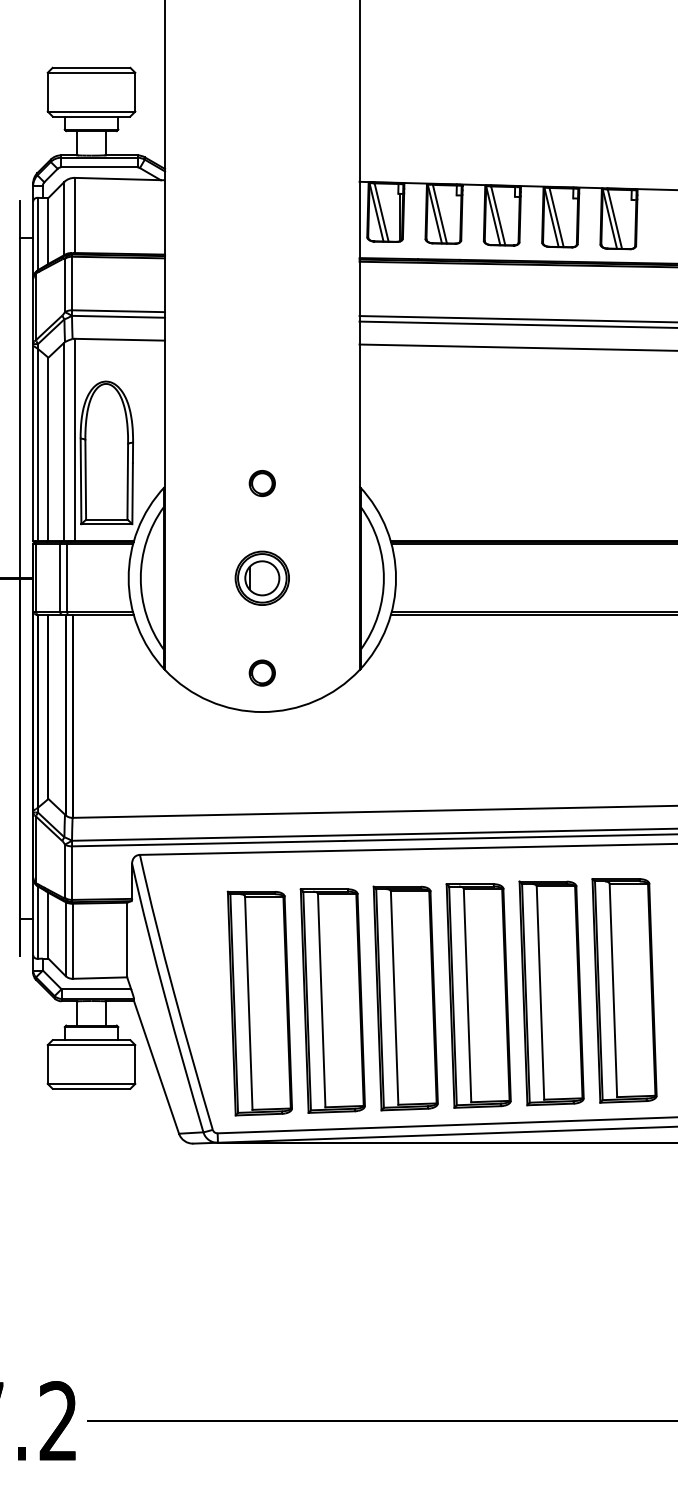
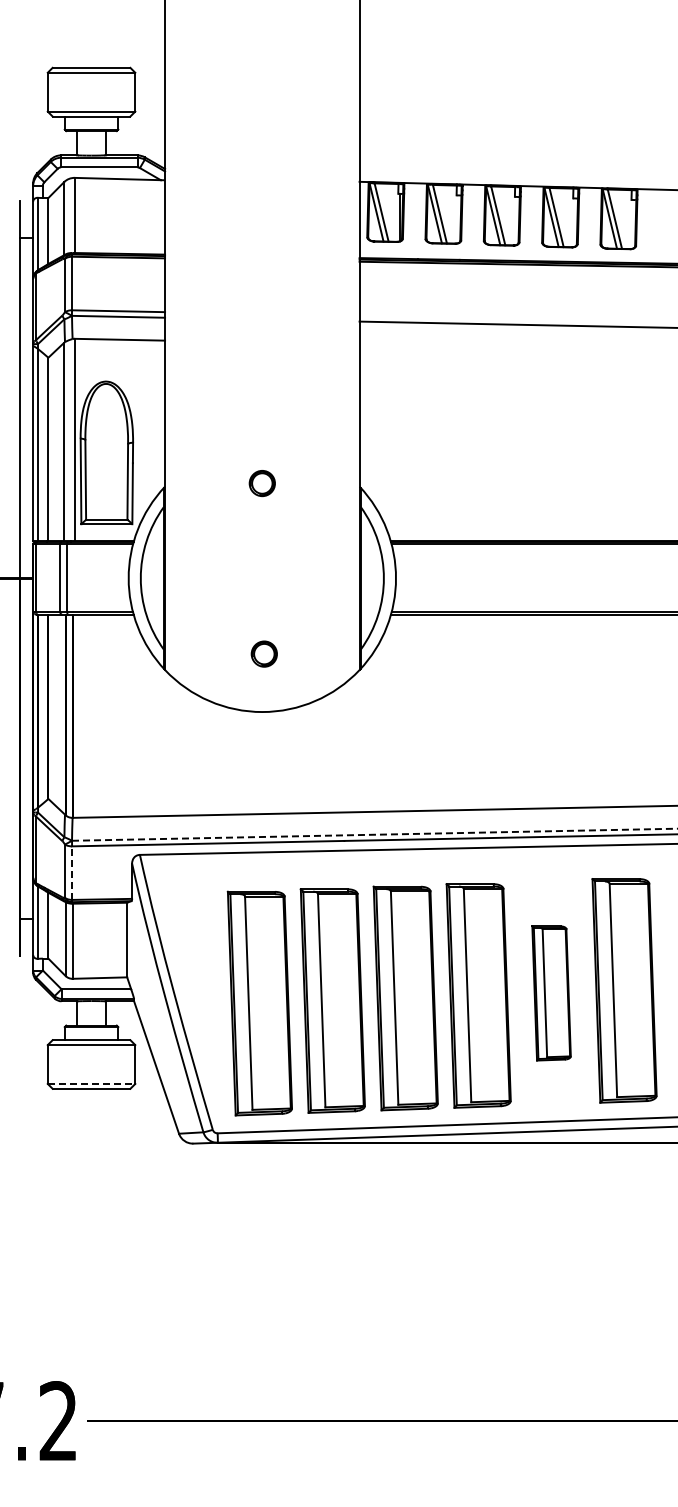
line: present -> none (516, 319)
line: present -> none (516, 347)
part: present -> none (261, 577)
part position: (261, 672) -> (263, 653) (263, 653)
line: solid -> dashed (374, 834)
line: solid -> dashed (72, 873)
part size: 67x227 px -> 41x137 px (551, 993)
line: solid -> dashed (91, 1083)
